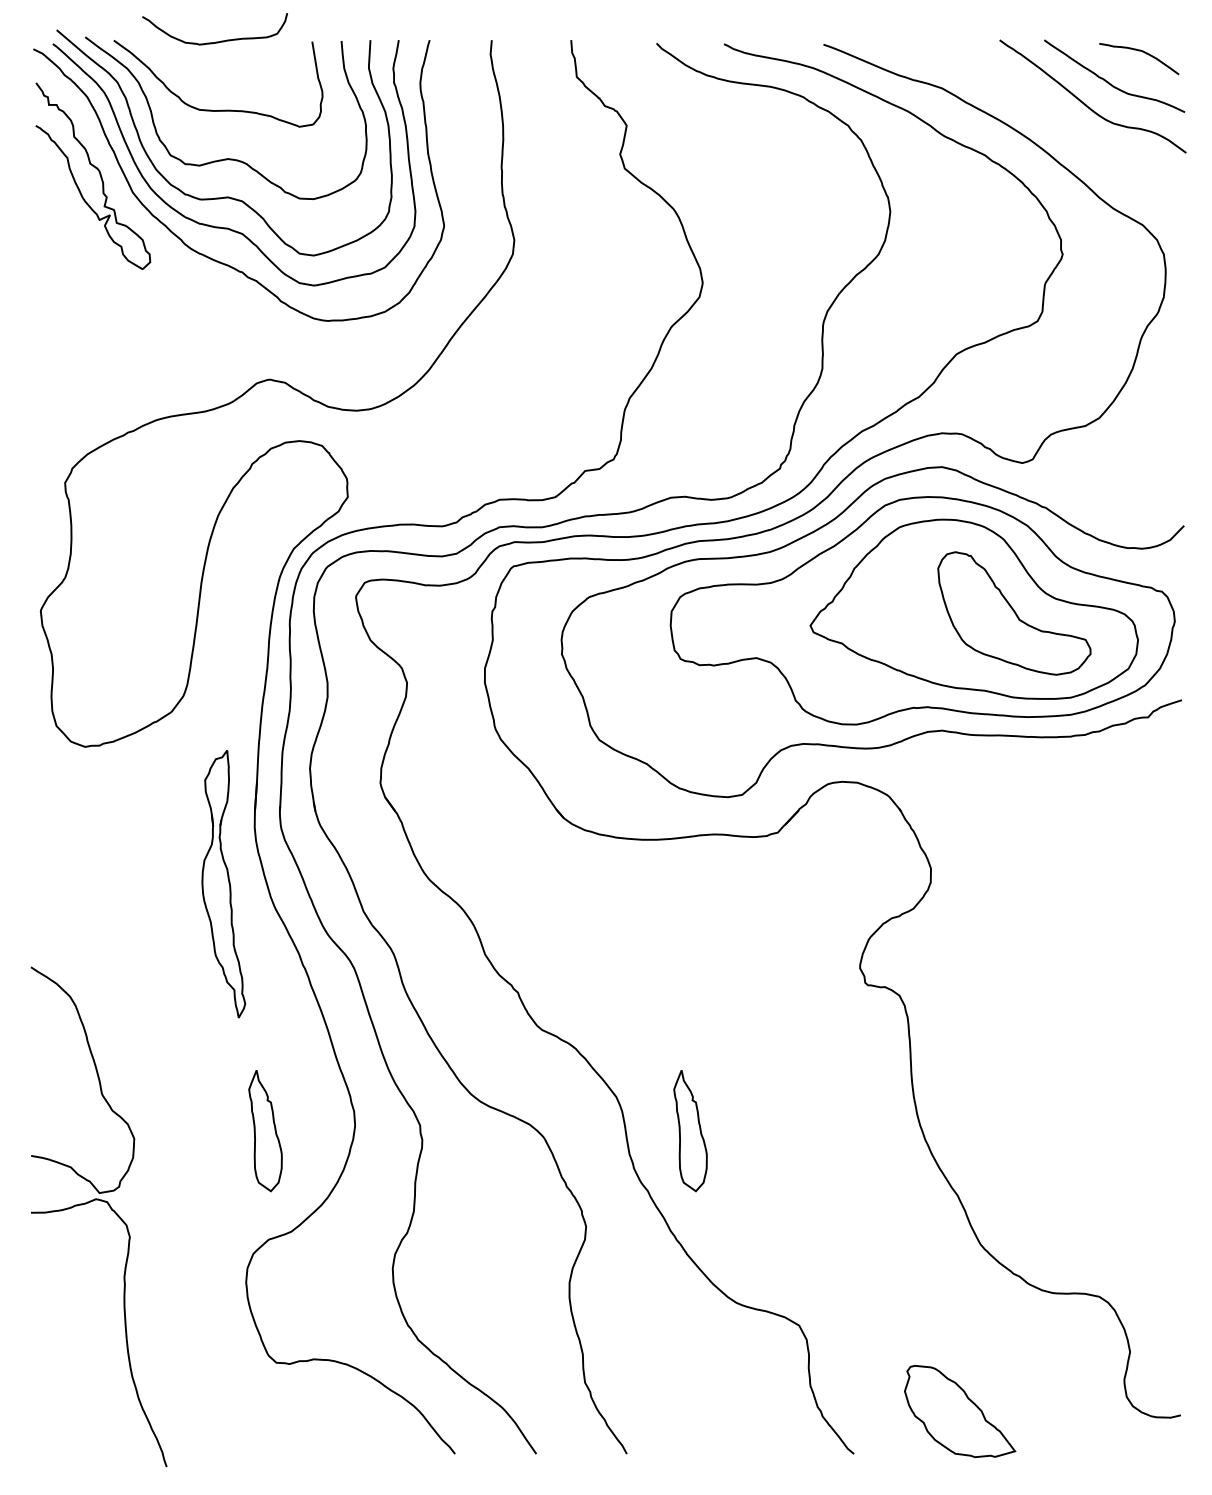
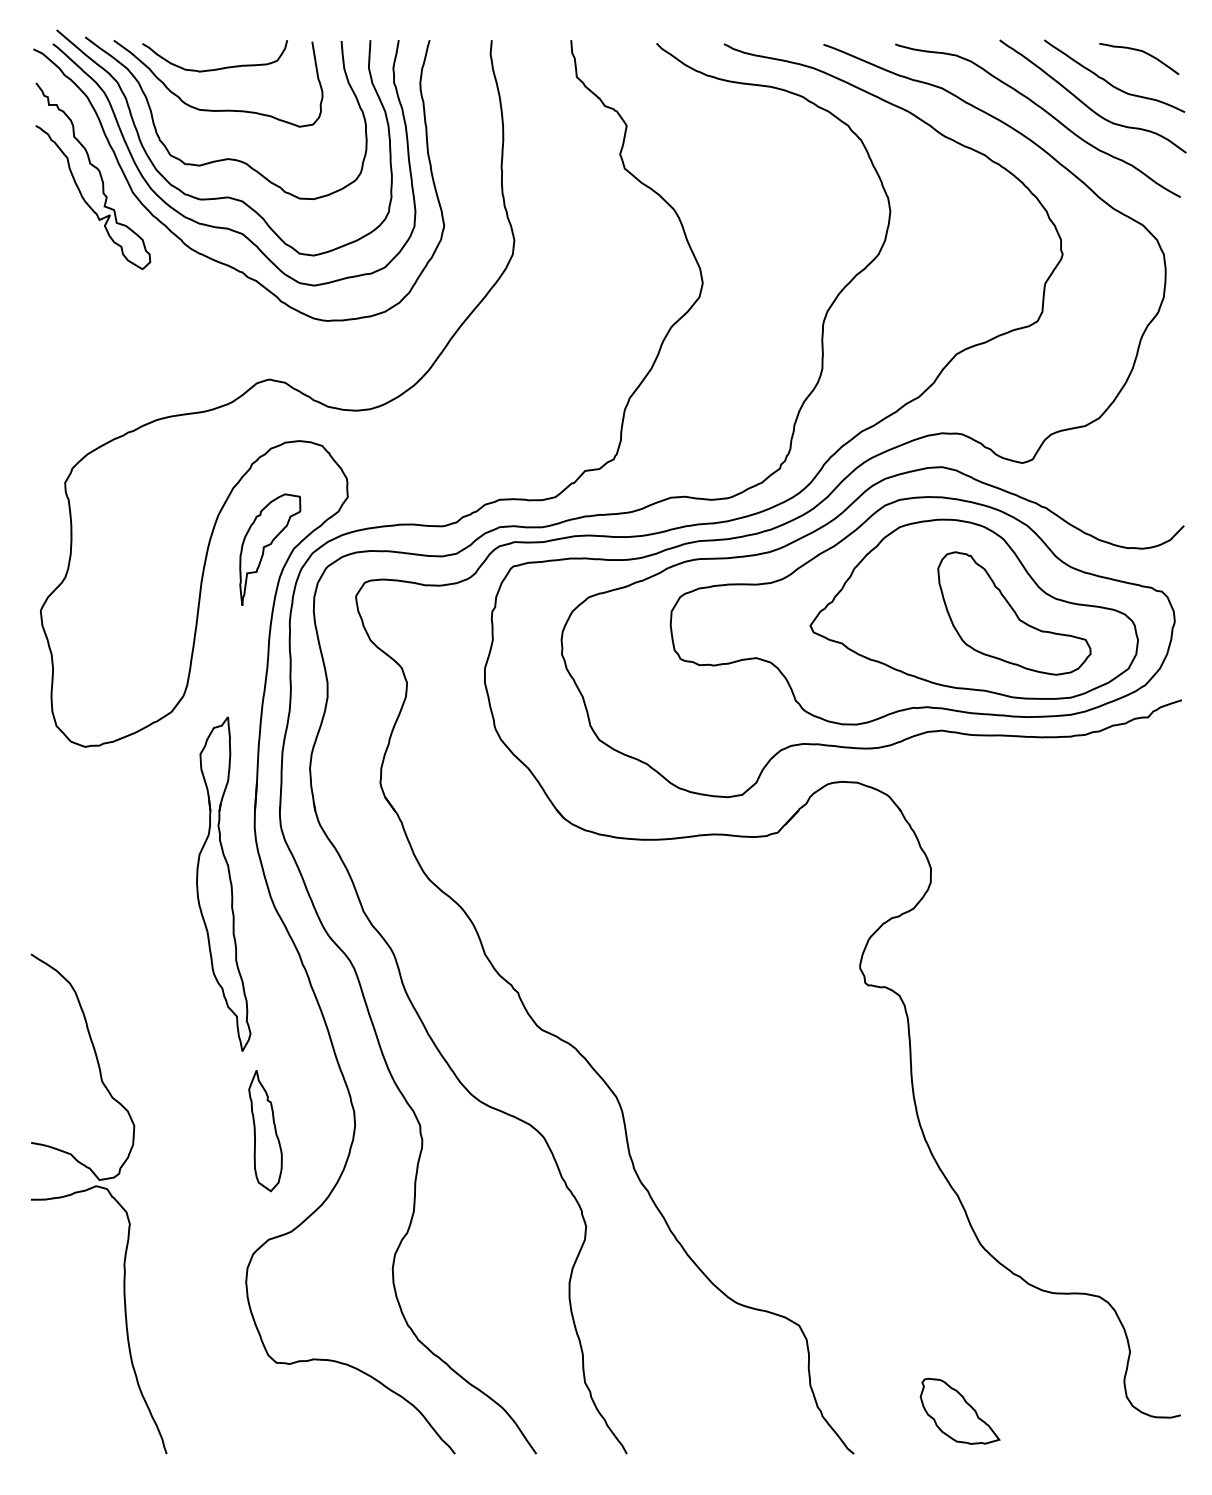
curve position: (215, 41) -> (215, 68) (215, 68)
curve: none -> present (1045, 112)
part: none -> present (270, 549)
part size: 46x269 px -> 56x336 px (223, 883)
part: present -> none (690, 1131)
part position: (110, 1209) -> (110, 1196) (110, 1196)
part size: 113x94 px -> 82x68 px (959, 1410)
